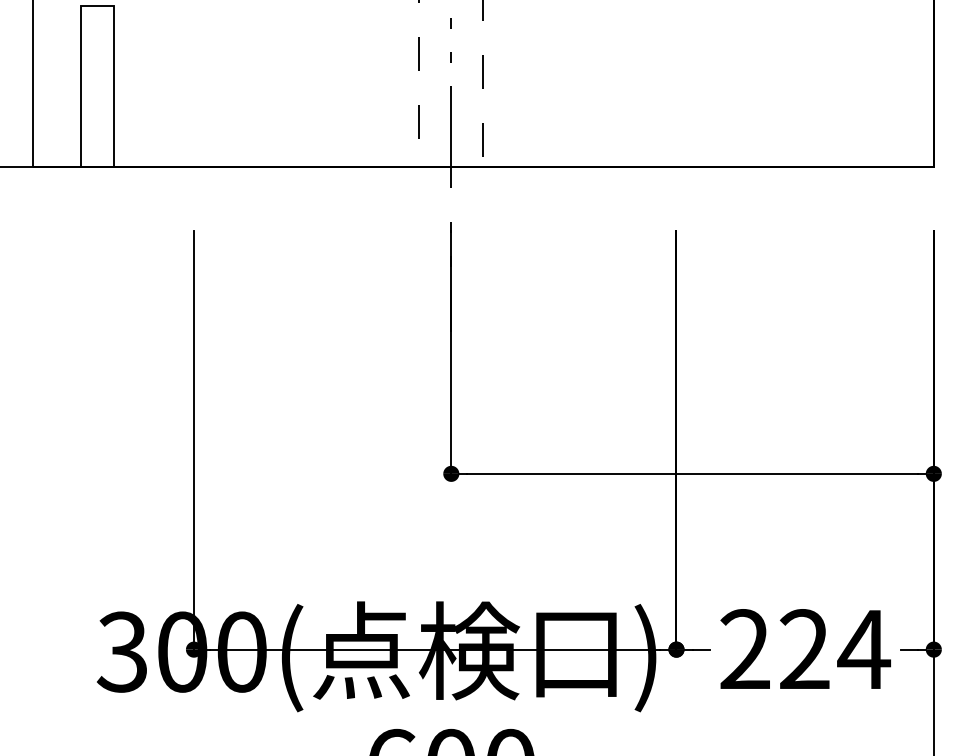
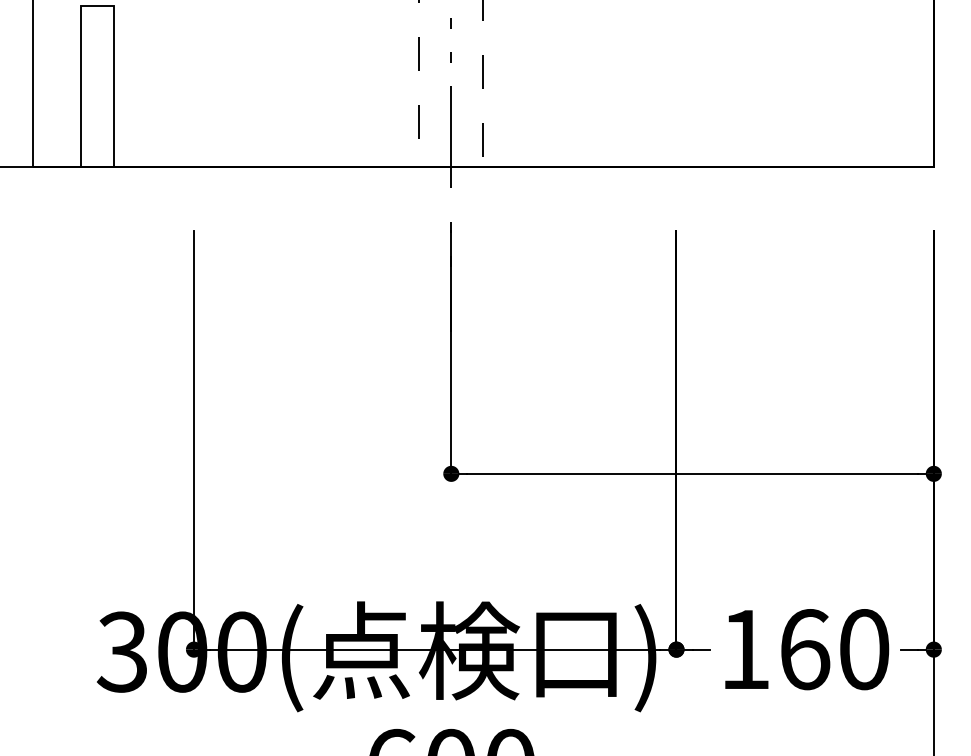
text: 224 -> 160 (805, 649)
